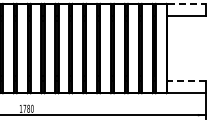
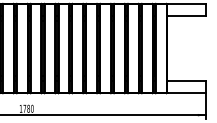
line: dashed -> solid (186, 3)
line: dashed -> solid (186, 81)
